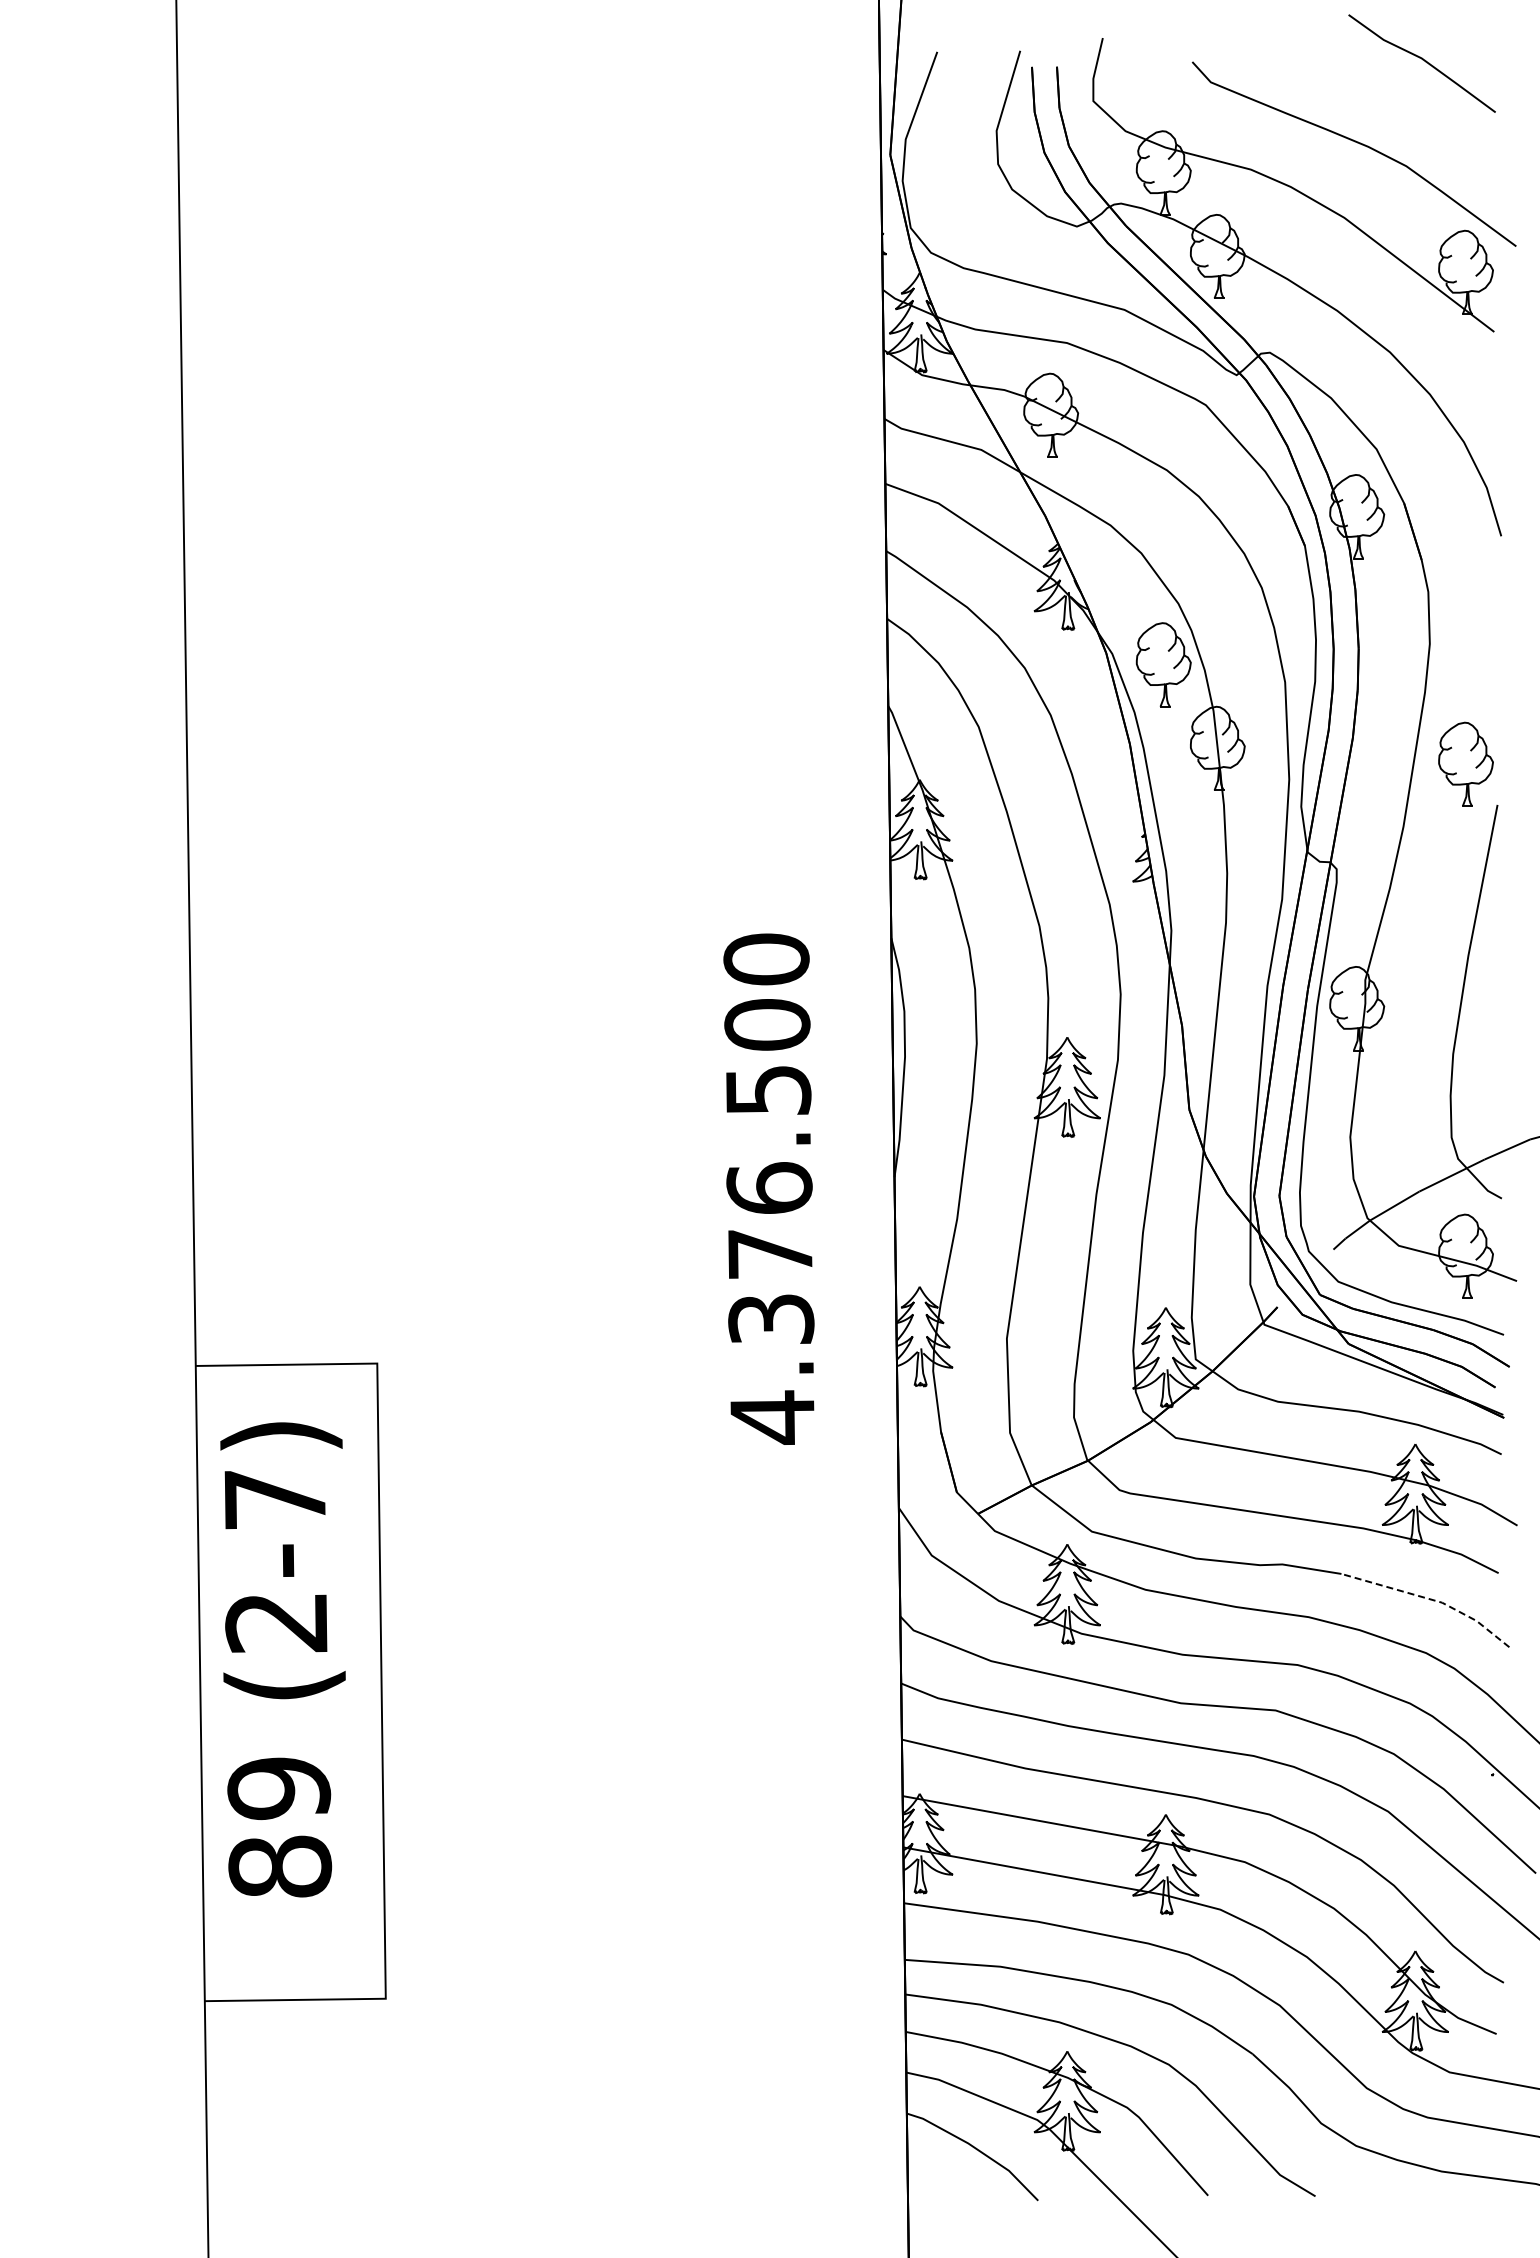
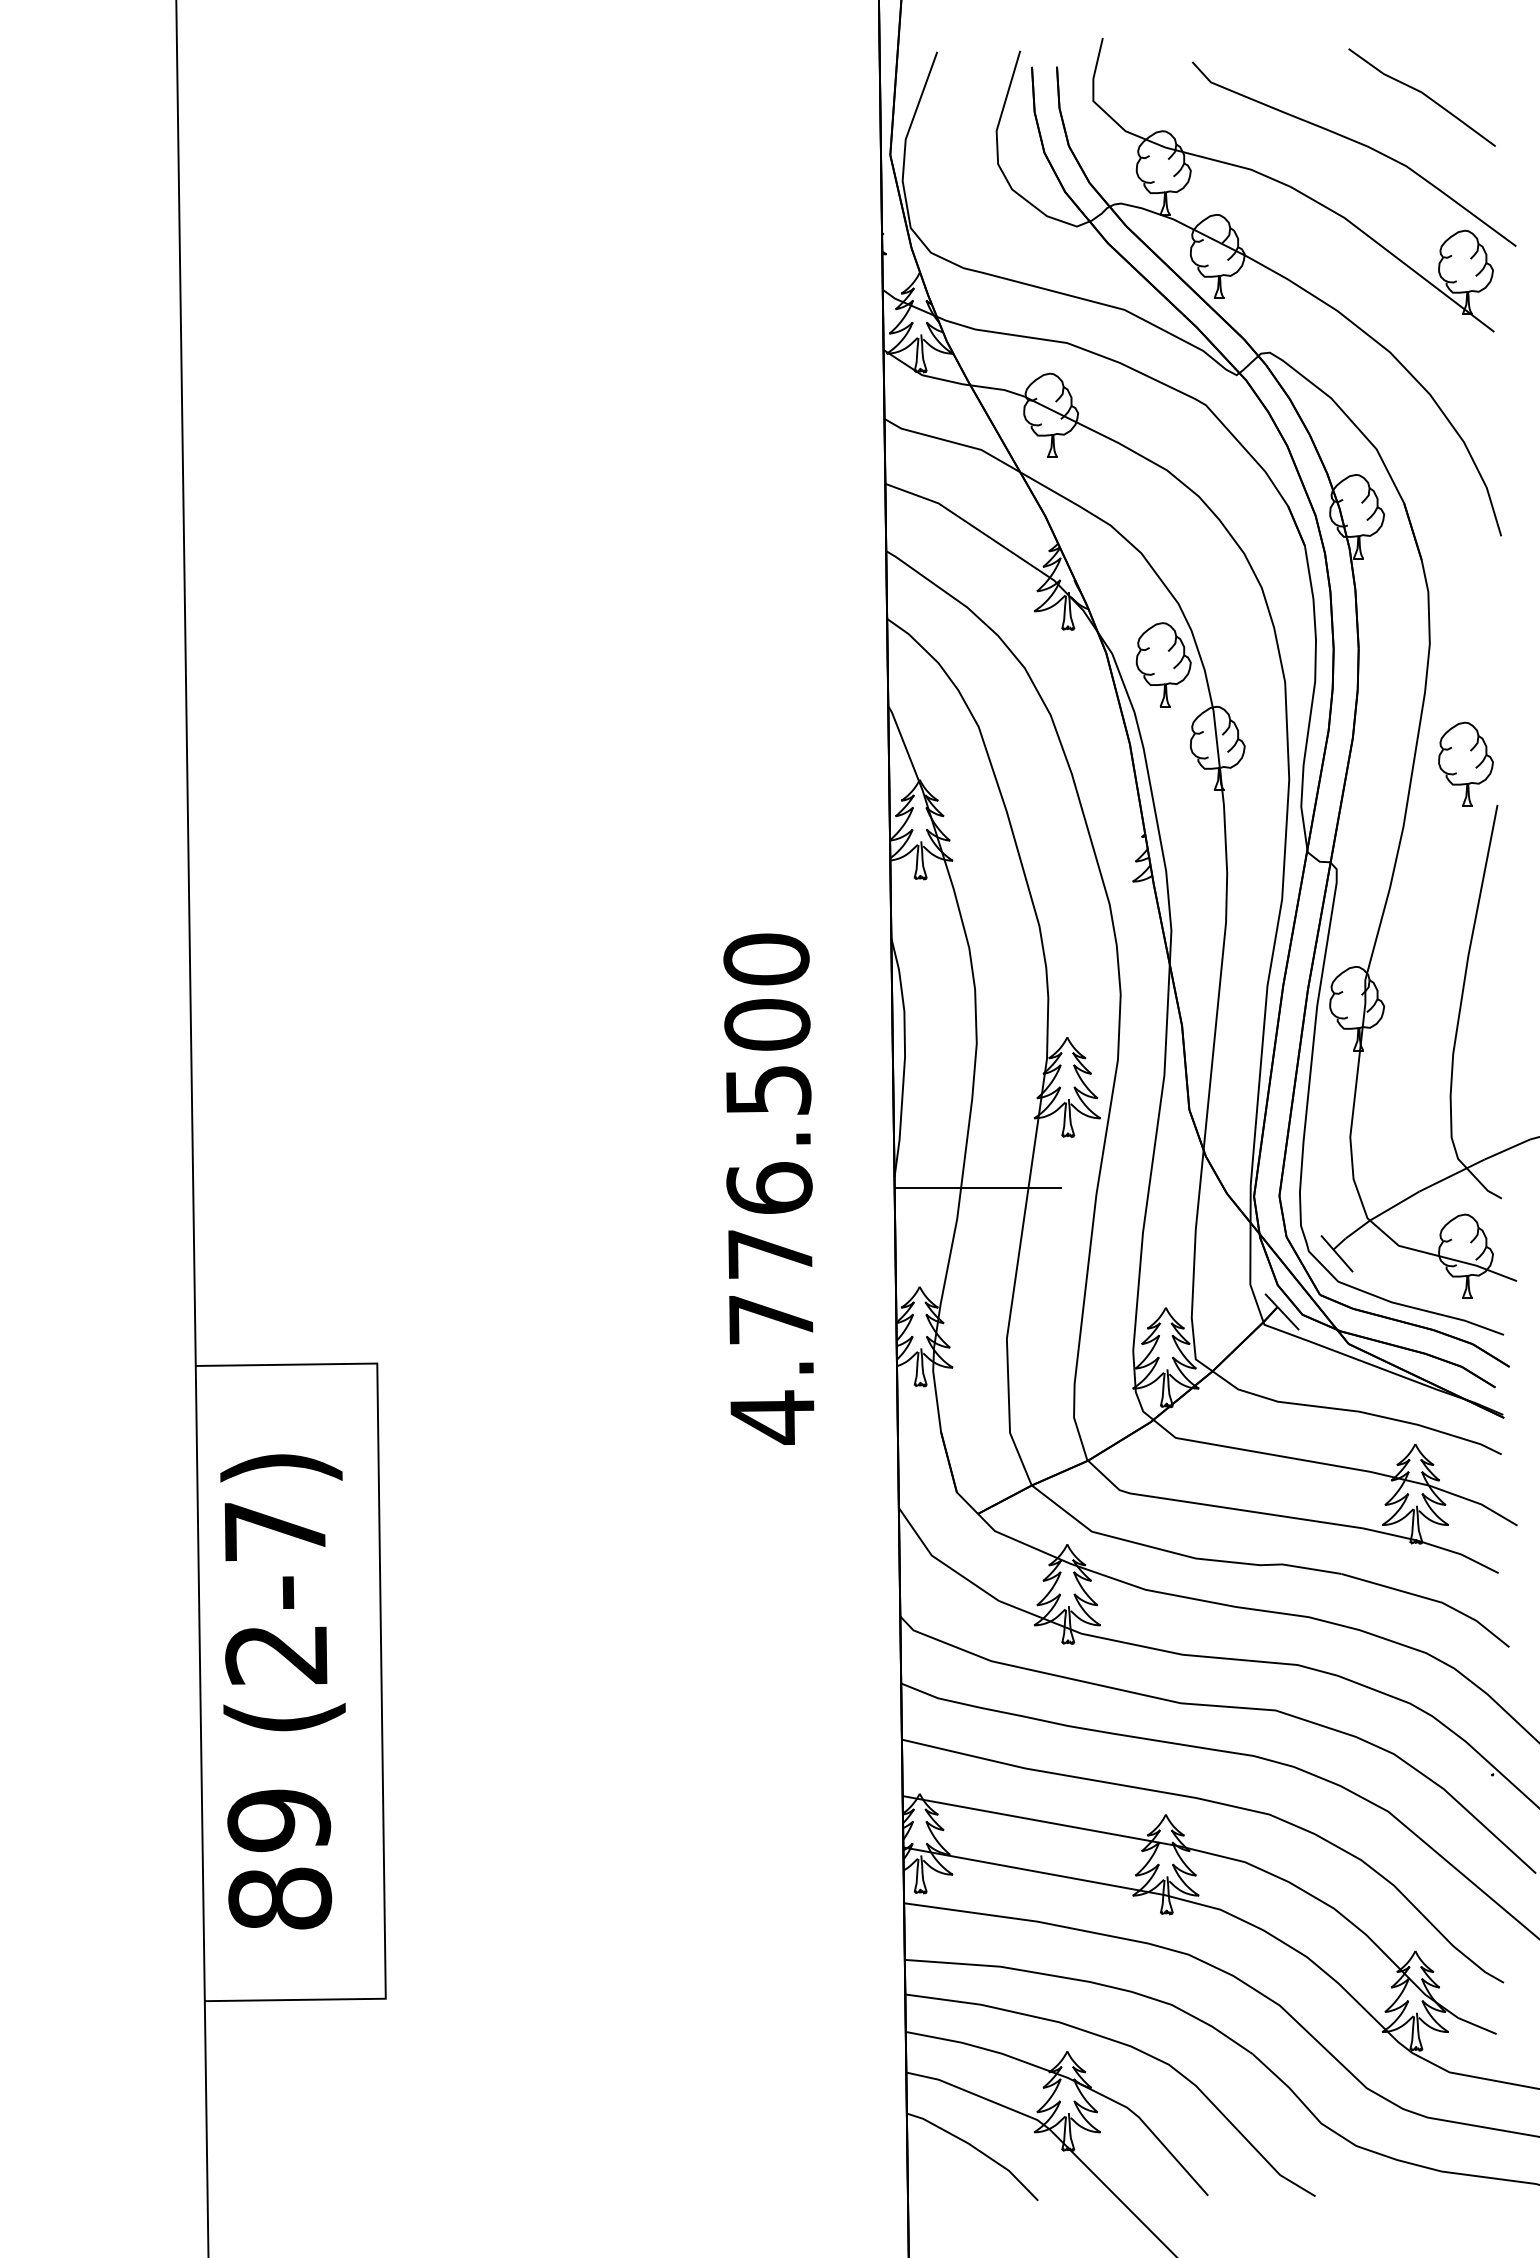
line position: (1422, 60) -> (1422, 94) (1422, 94)
line: none -> present (977, 1188)
line: none -> present (1337, 1253)
line: none -> present (1282, 1311)
text: 4.376.500 -> 4.776.500 (771, 1319)
line: dashed -> solid (1431, 1599)
text position: (282, 1659) -> (282, 1691) (282, 1691)
